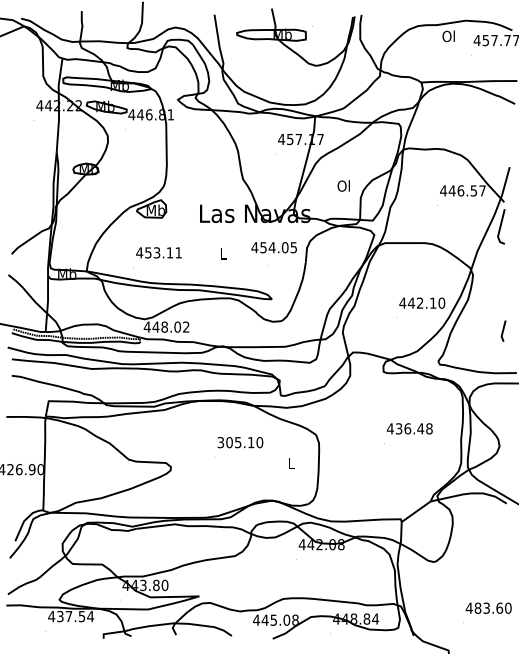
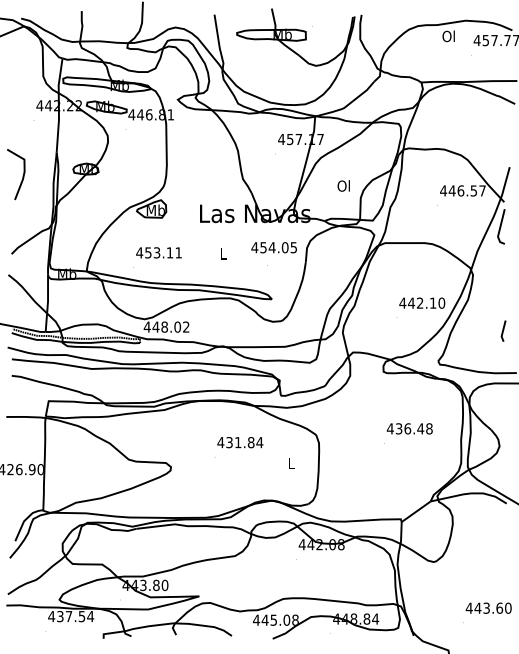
line: none -> present (22, 175)
text: 305.10 -> 431.84 (240, 442)
text: 483.60 -> 443.60 (477, 607)
